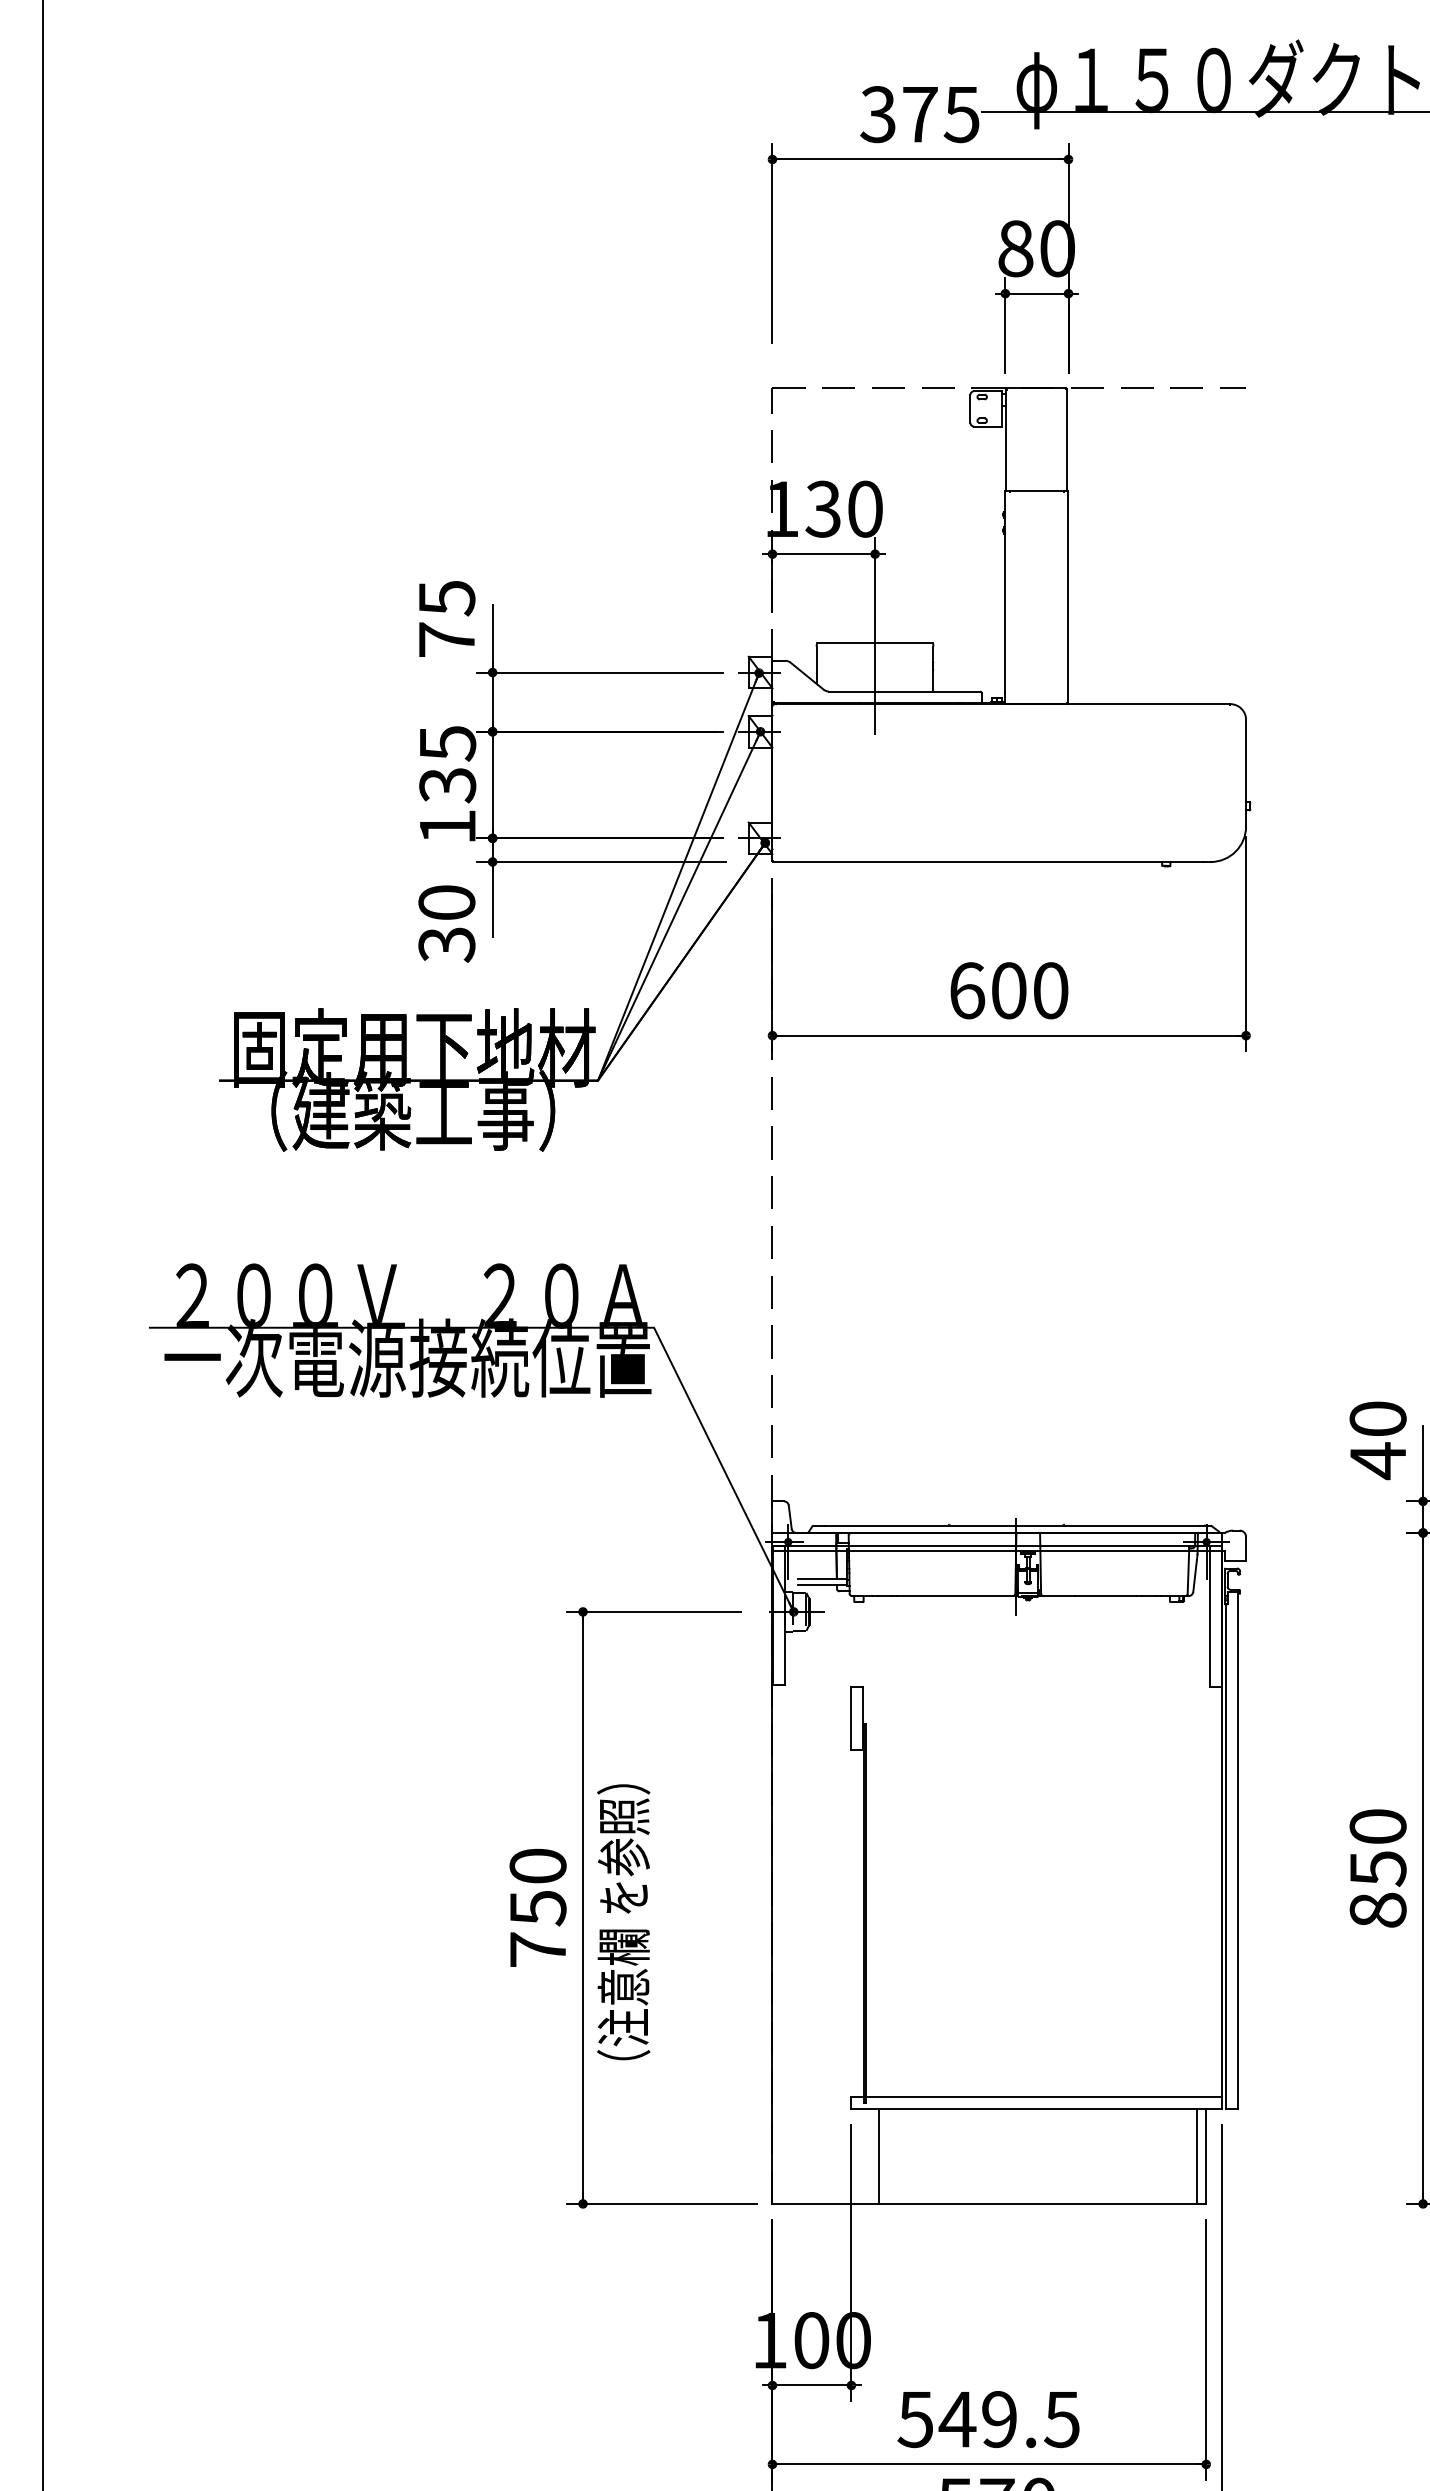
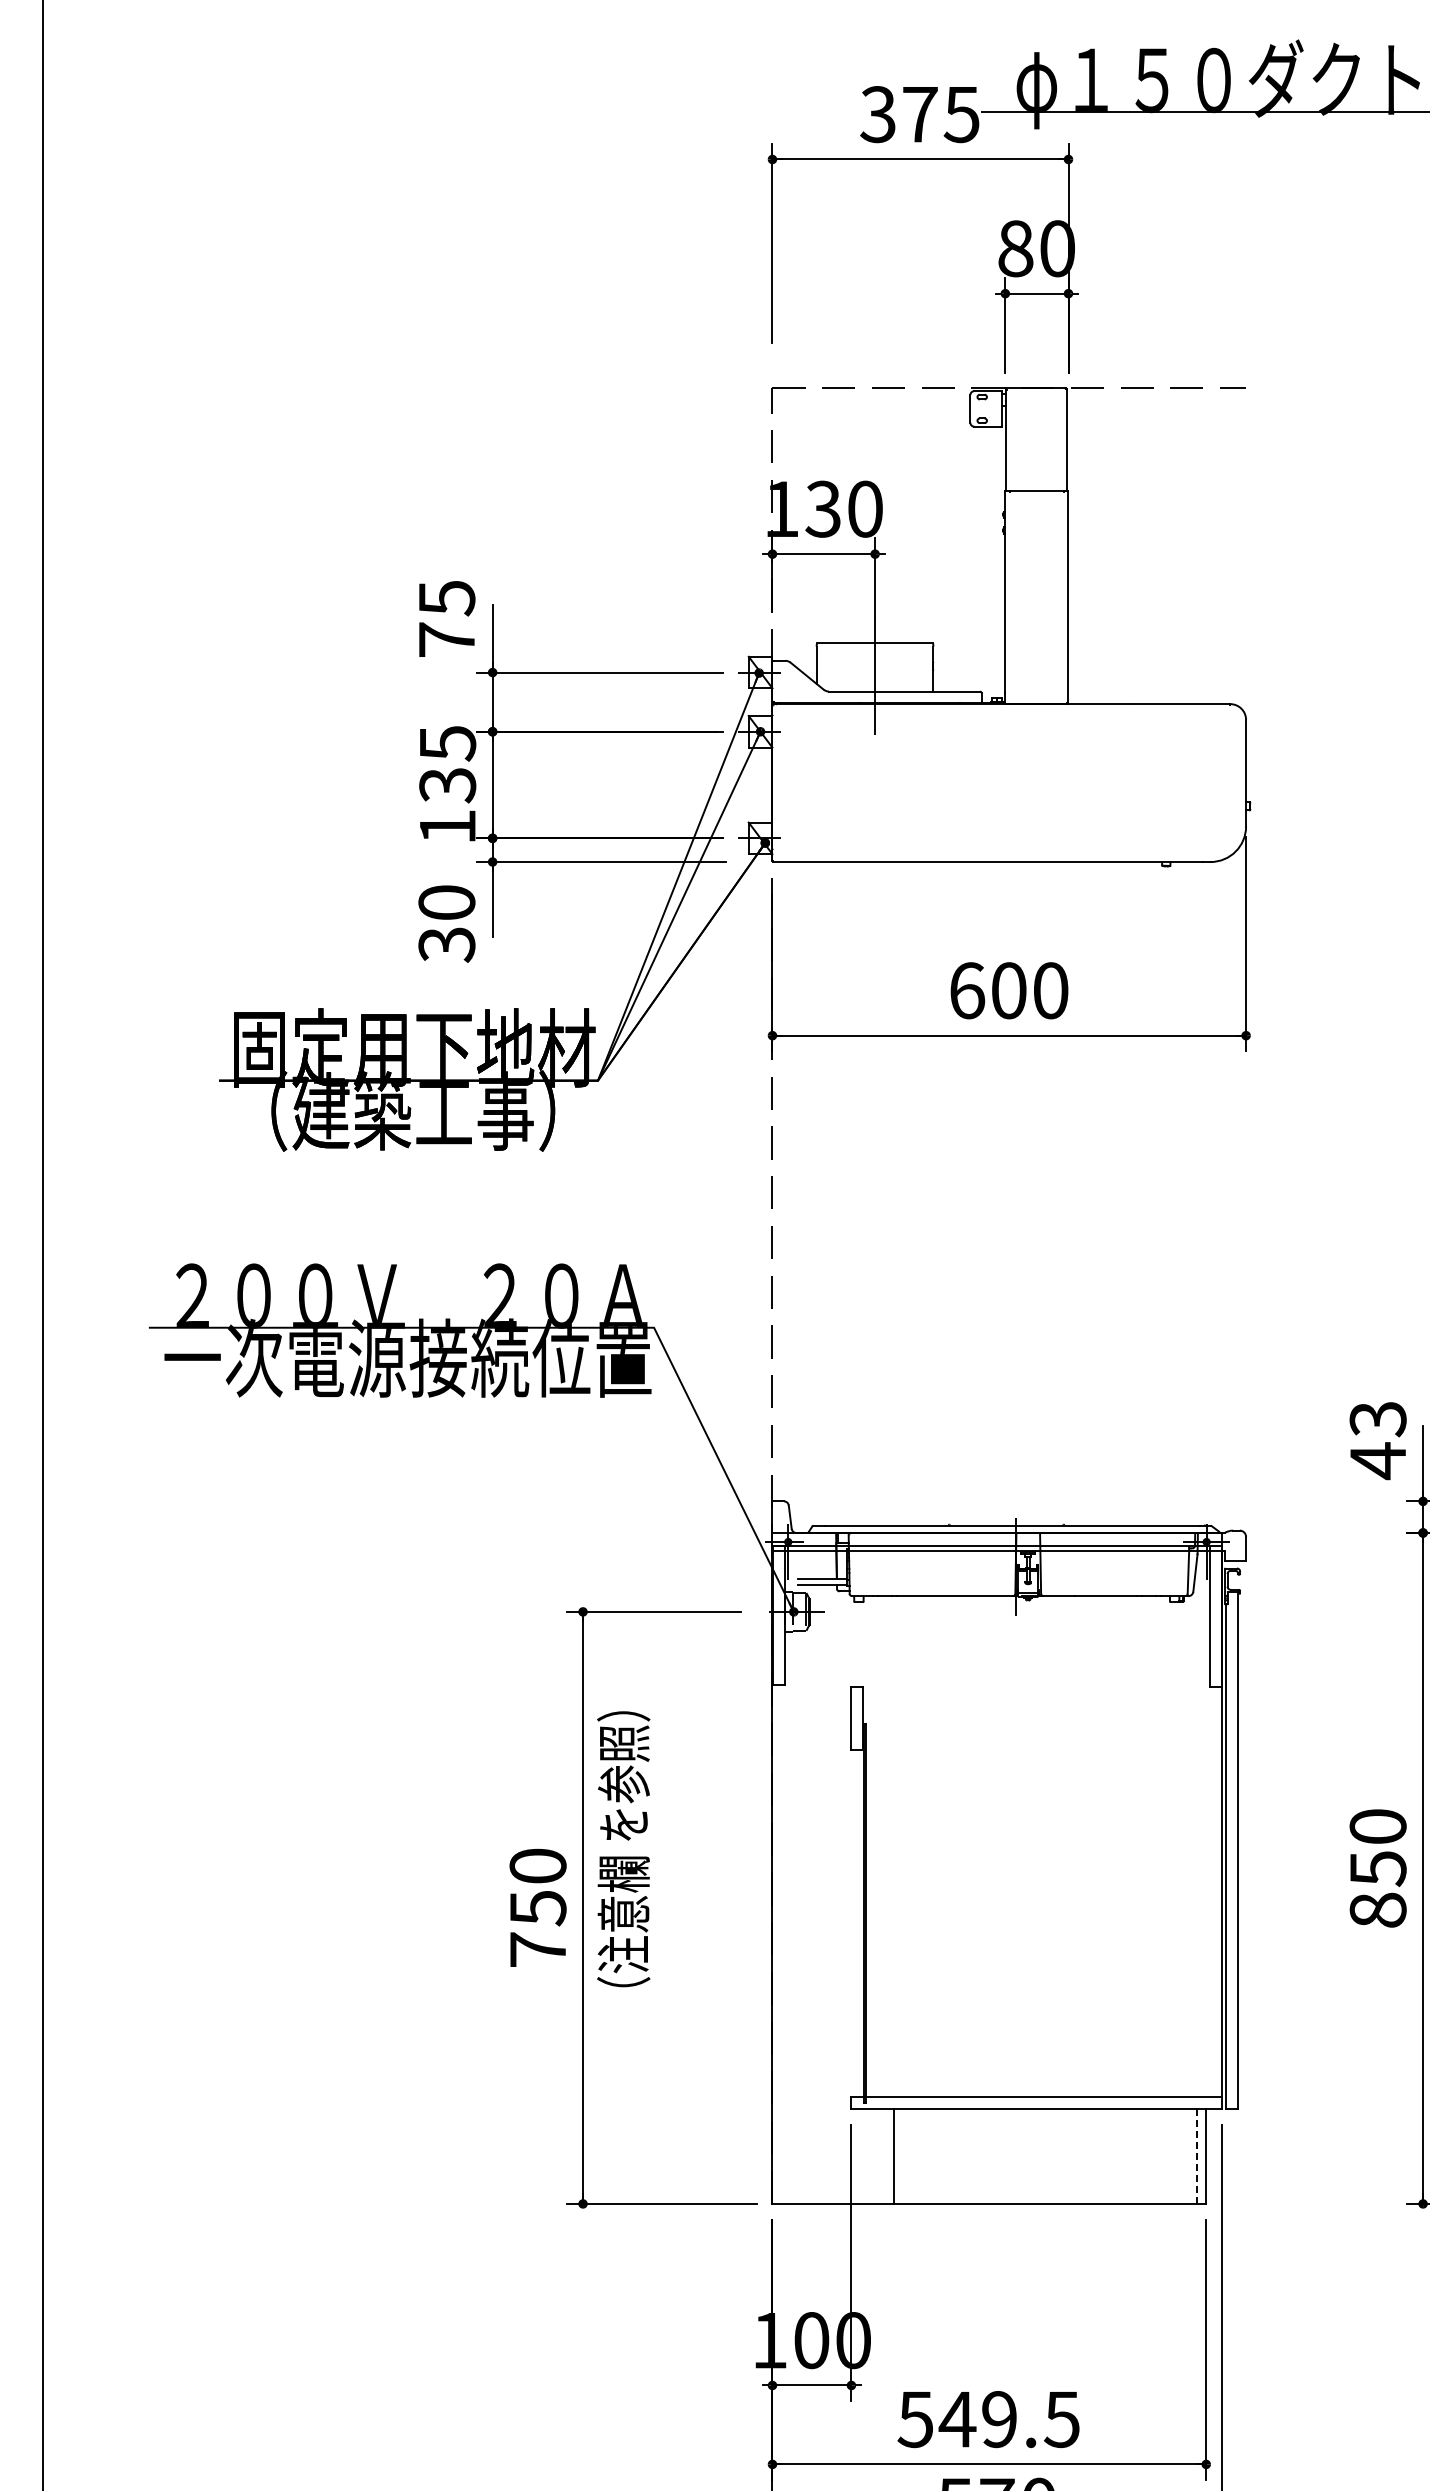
text: 40 -> 43 (1377, 1419)
text position: (623, 1922) -> (623, 1849) (623, 1849)
line position: (878, 2156) -> (893, 2156) (893, 2156)
line: solid -> dashed (1196, 2157)
